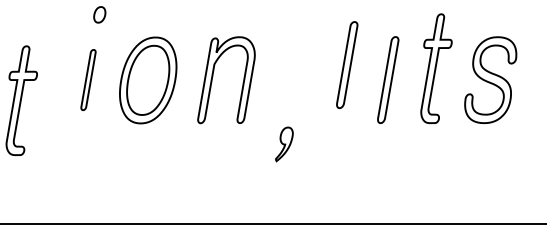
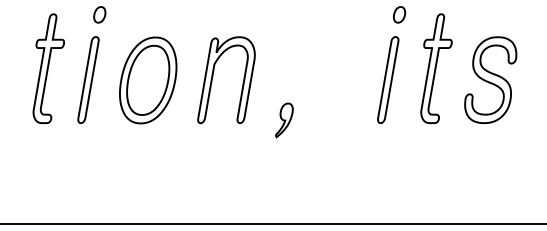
part: none -> present (399, 14)
part: present -> none (347, 64)
part size: 17x63 px -> 23x88 px (88, 79)
part position: (21, 100) -> (48, 68) (48, 68)
part position: (284, 144) -> (284, 120) (284, 120)
